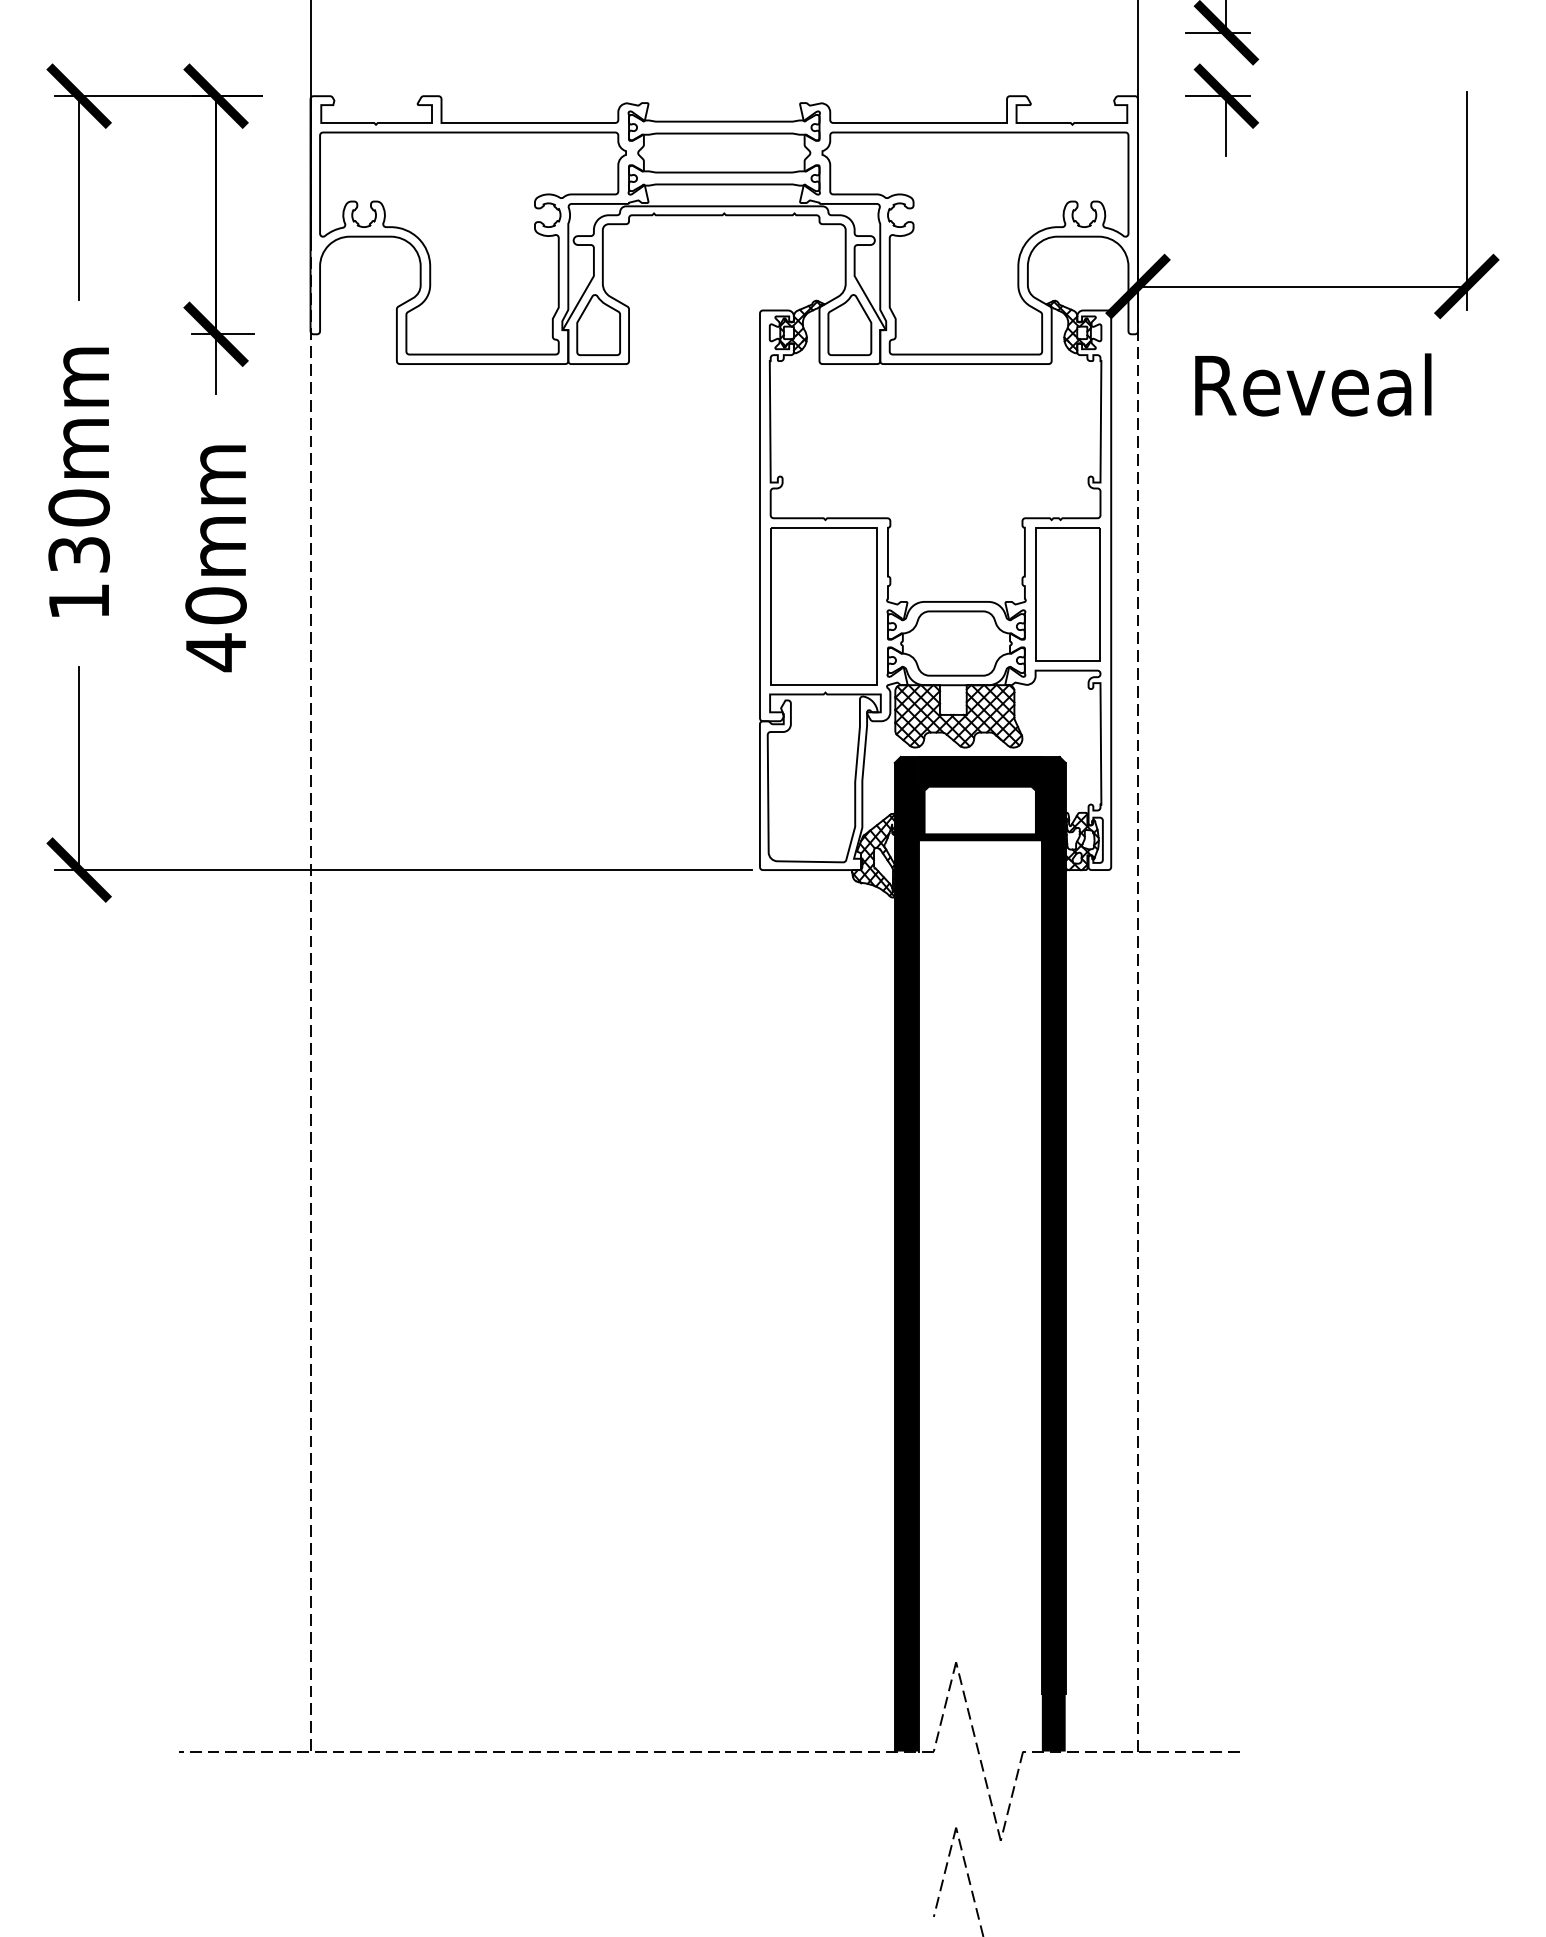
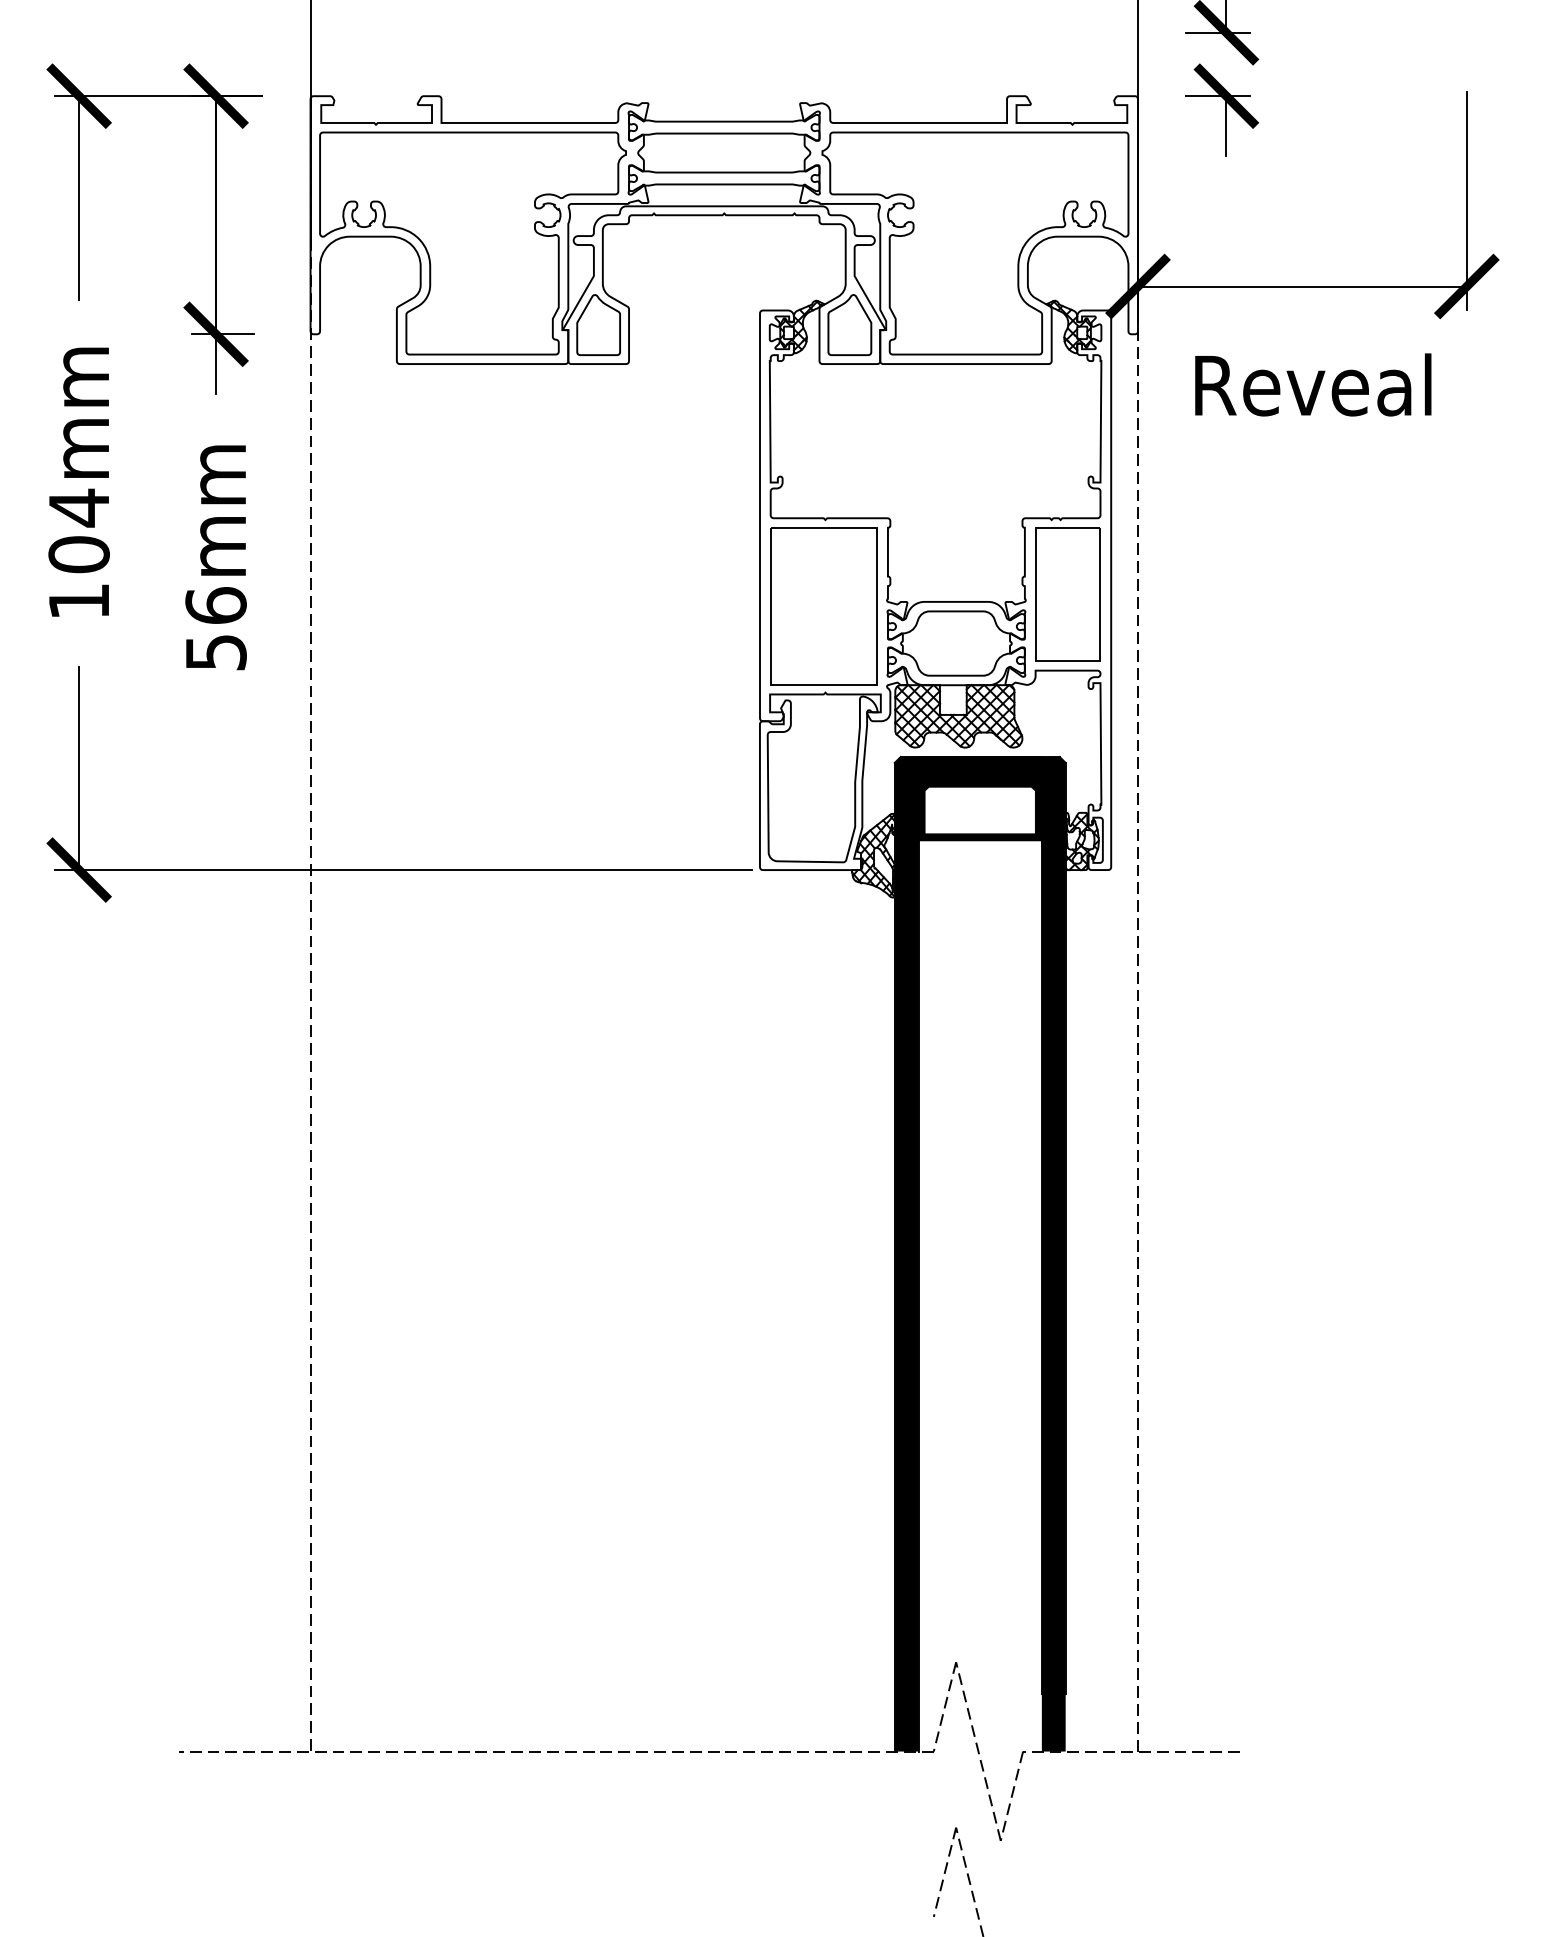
text: 130mm -> 104mm (78, 530)
text: 40mm -> 56mm (215, 629)
